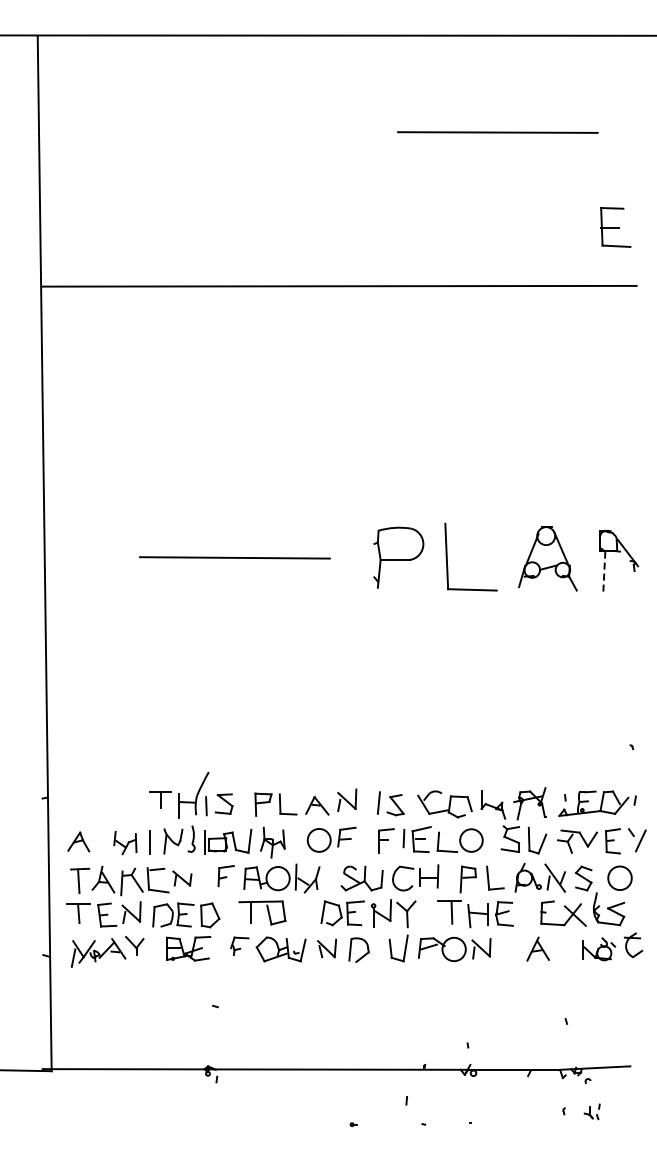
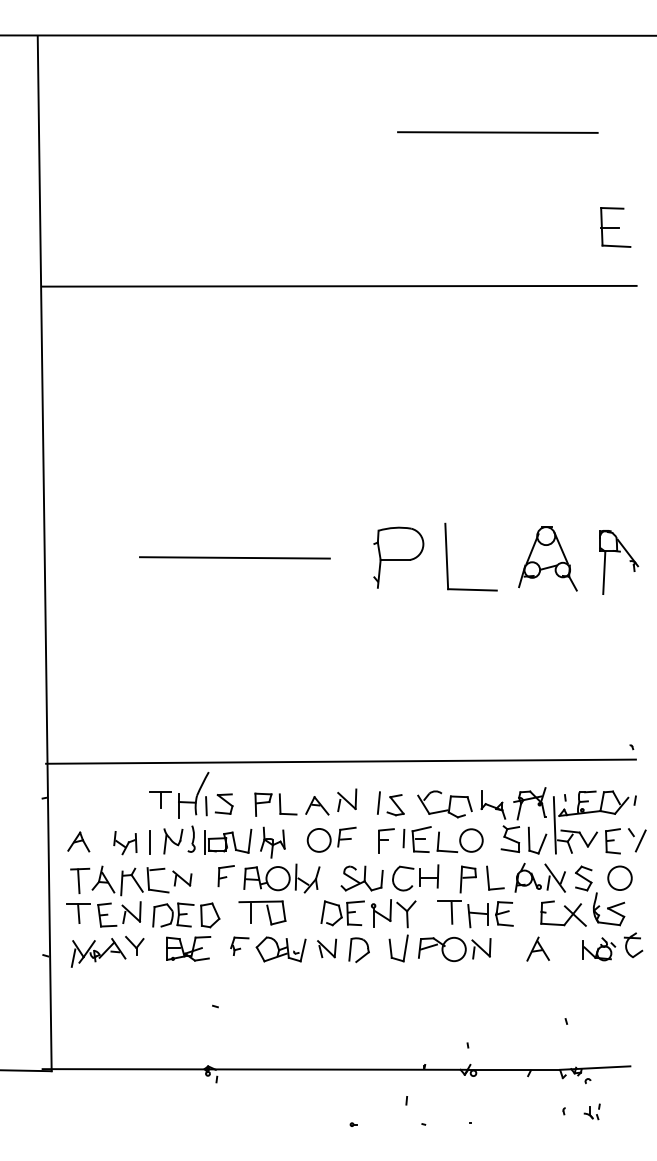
line: dashed -> solid (604, 573)
line: none -> present (340, 761)
line: none -> present (554, 825)
